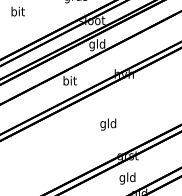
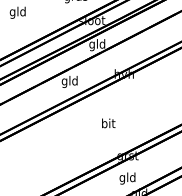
text: bit -> gld (17, 12)
text: bit -> gld (69, 81)
text: gld -> bit (108, 124)
